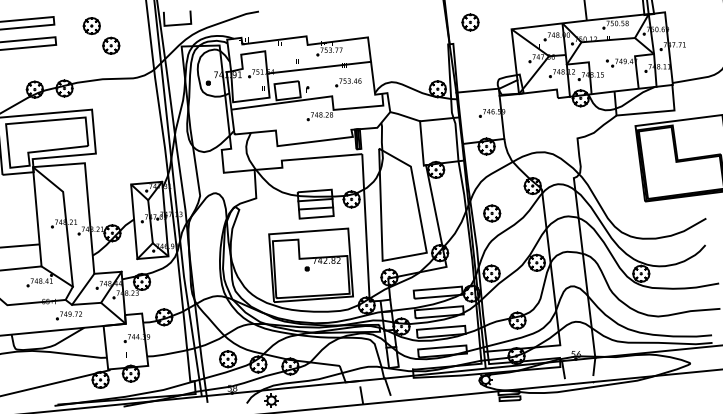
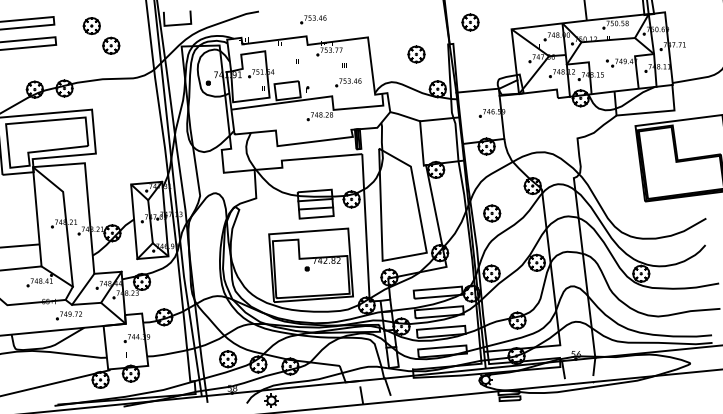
part: none -> present (313, 19)
part: none -> present (416, 54)
line: present -> none (319, 67)
